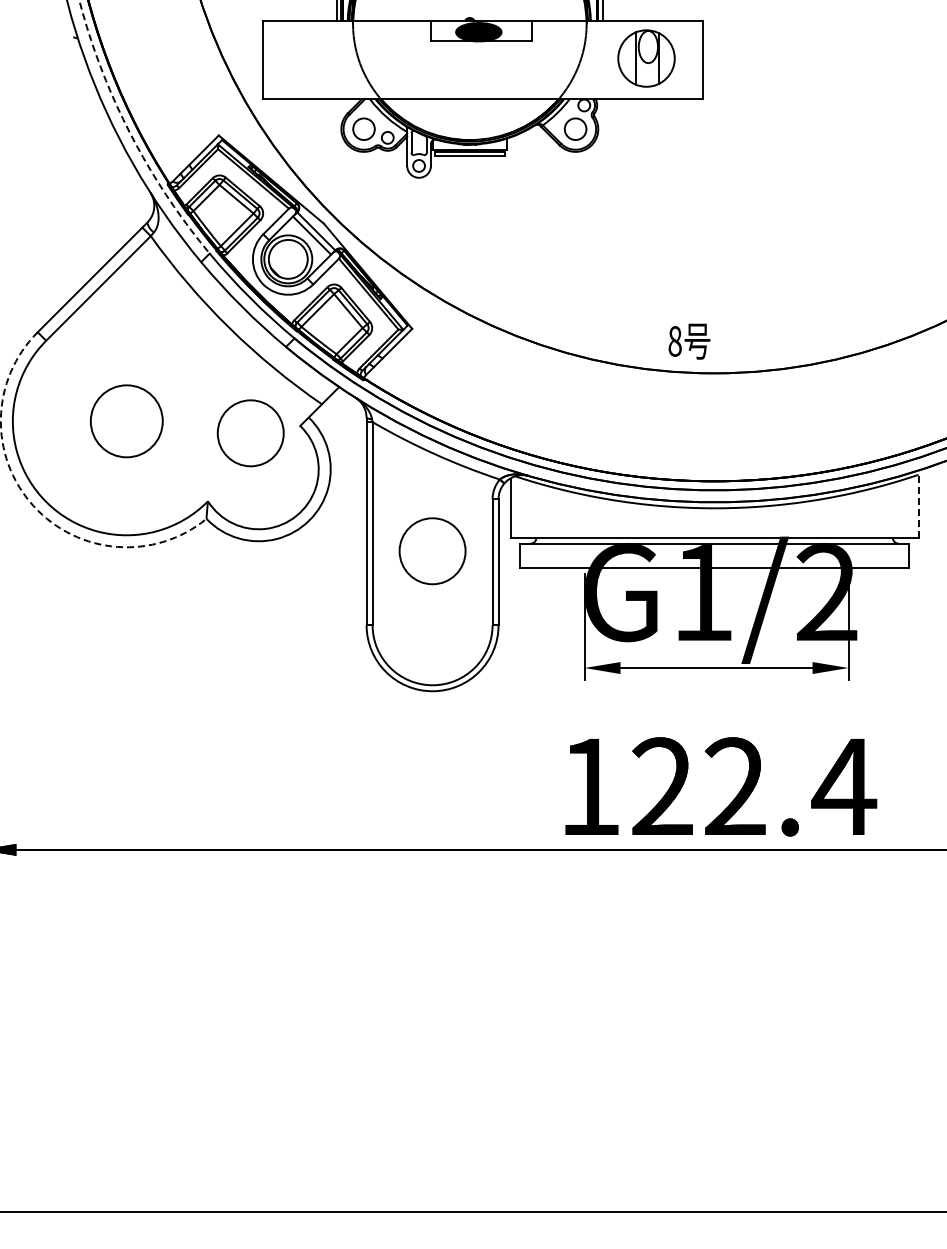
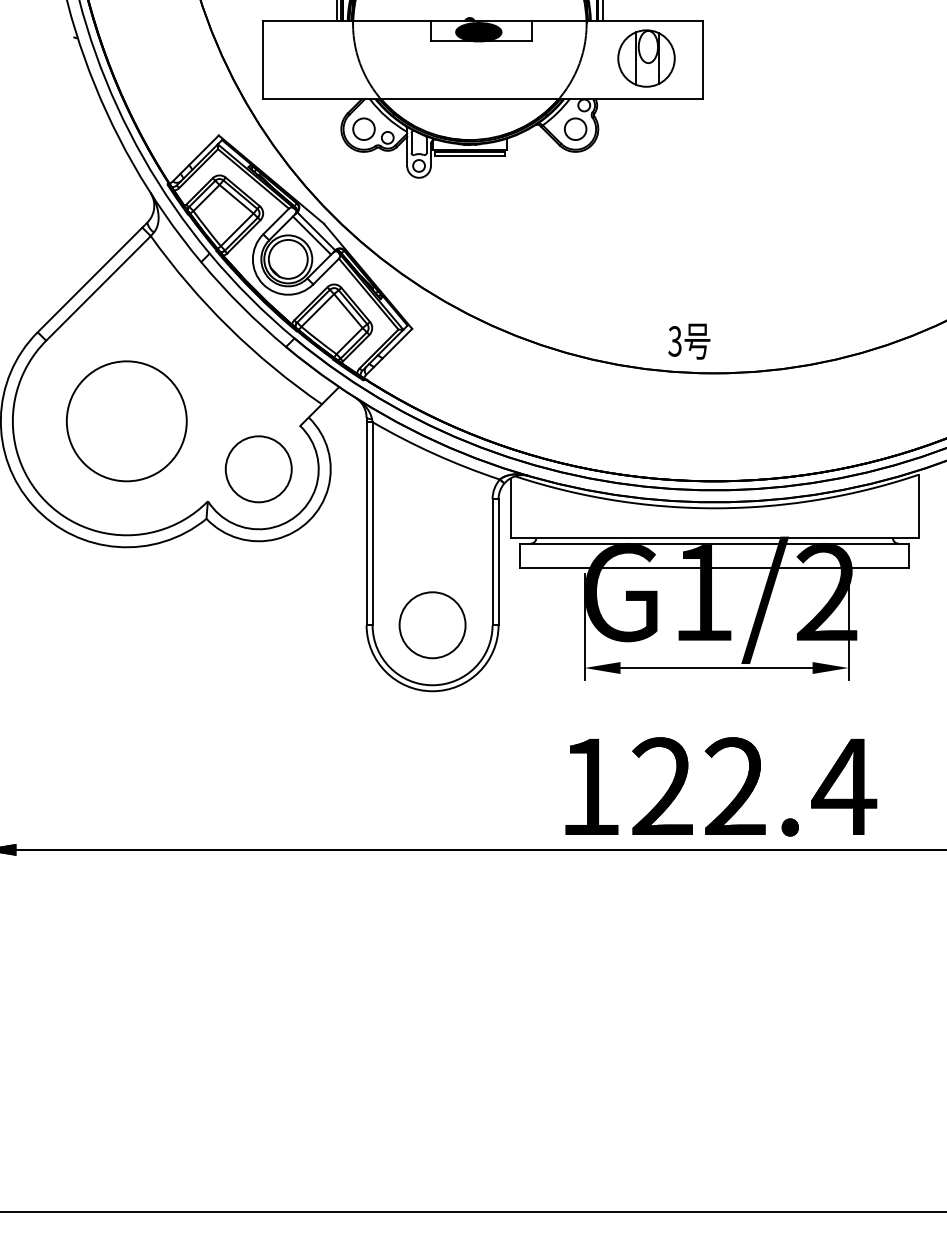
arc: dashed -> solid (129, 132)
text: 8 -> 3 (674, 341)
circle diameter: 72 px -> 120 px (126, 421)
circle position: (250, 433) -> (258, 469) (258, 469)
arc: dashed -> solid (33, 505)
line: dashed -> solid (918, 505)
circle position: (432, 551) -> (432, 625) (432, 625)
